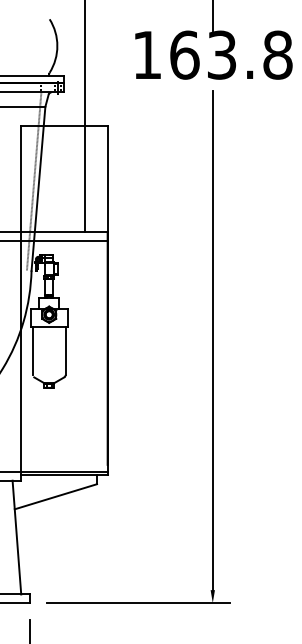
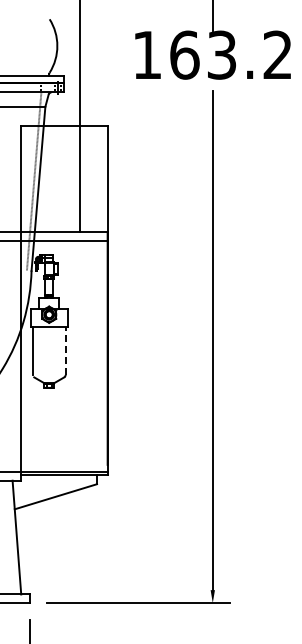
text: 163.8 -> 163.2 (277, 54)
line position: (84, 117) -> (79, 117) (79, 117)
line: solid -> dashed (65, 350)
